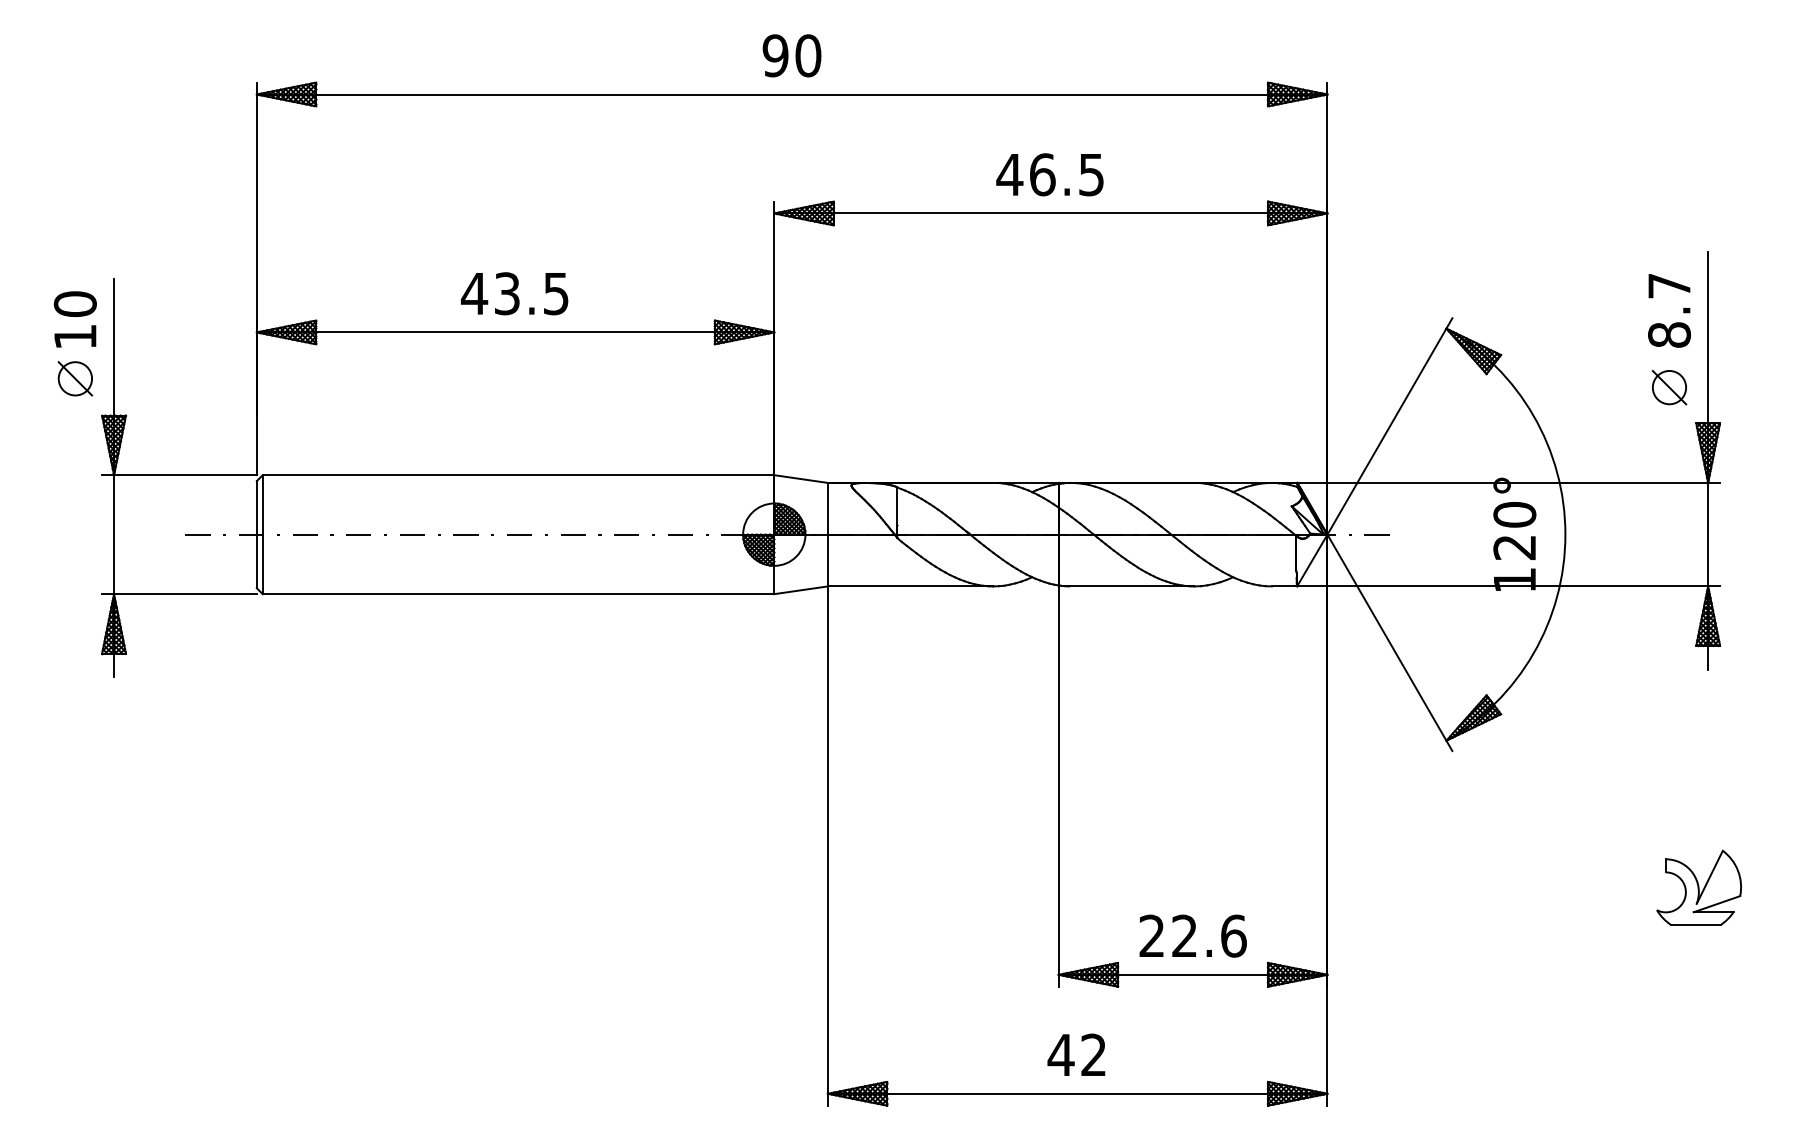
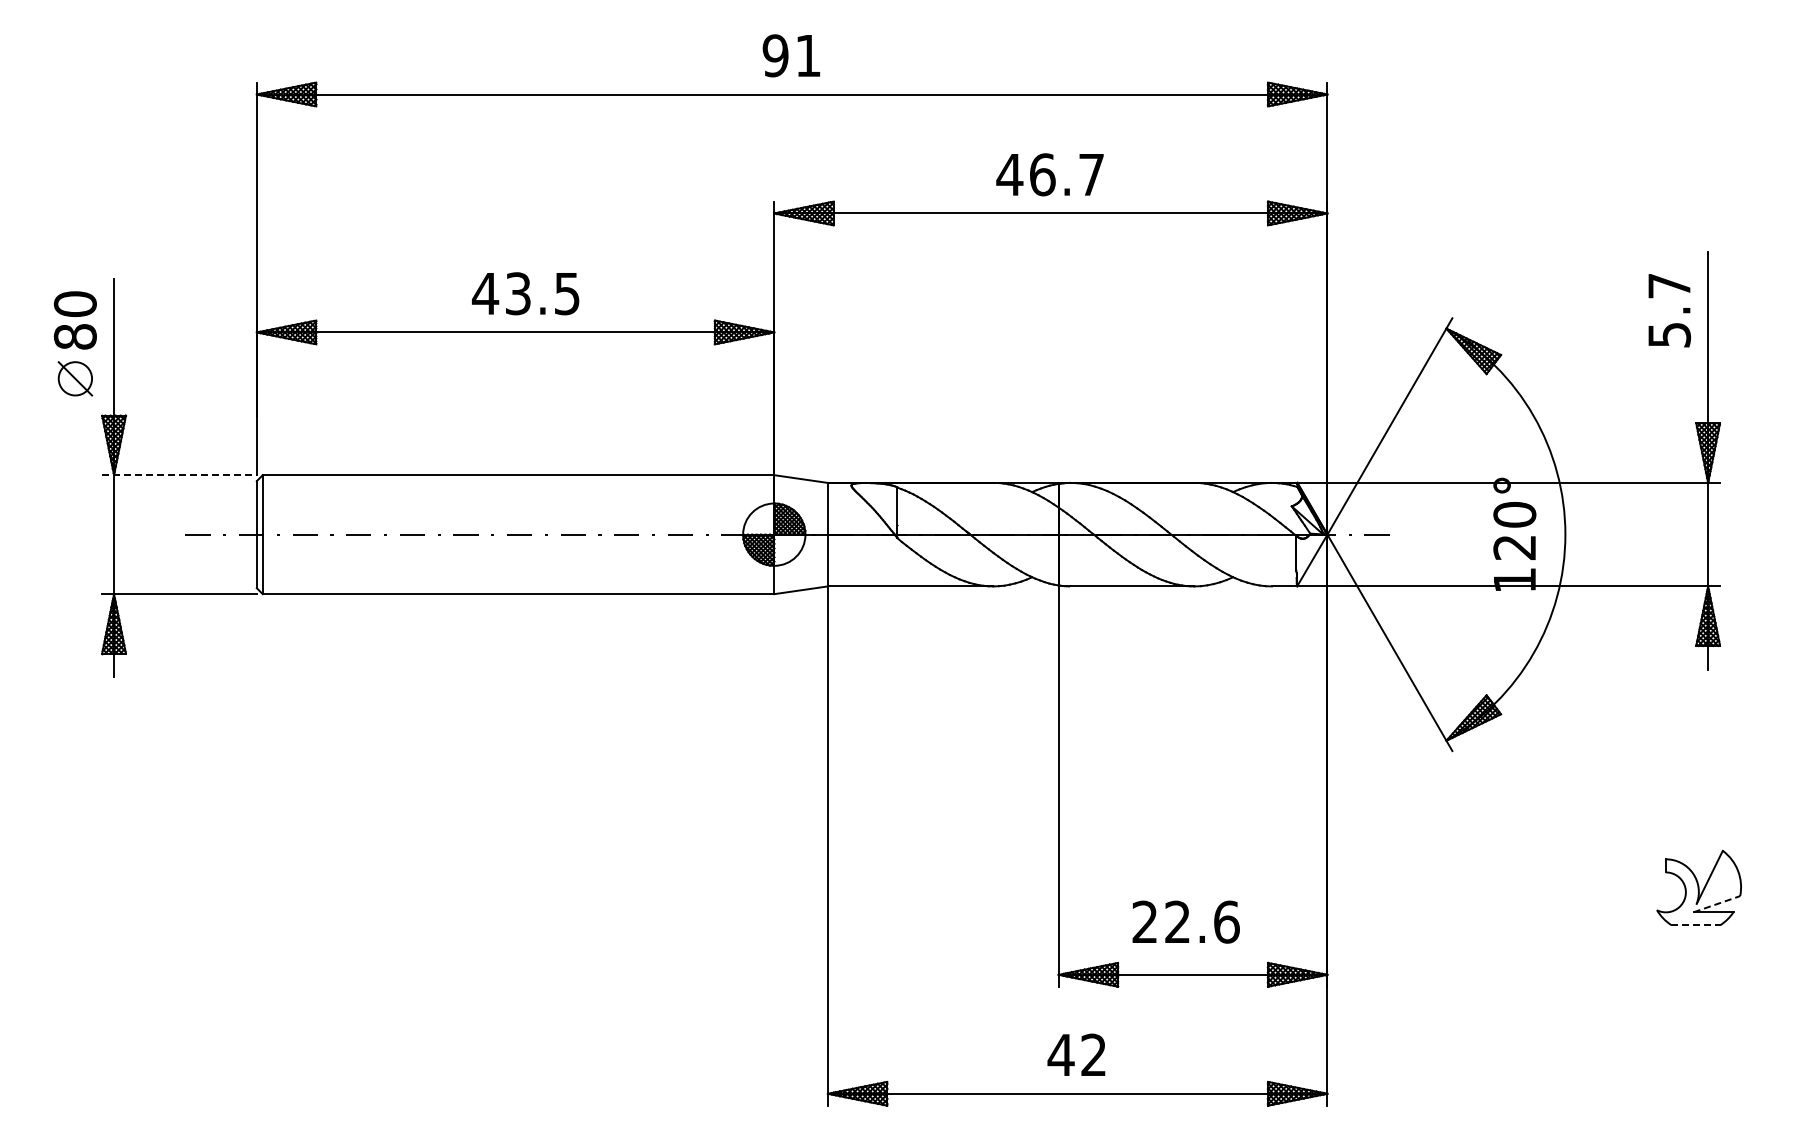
text: 90 -> 91 (808, 55)
text: 46.5 -> 46.7 (1091, 175)
text position: (514, 293) -> (525, 293) (525, 293)
text: 8.7 -> 5.7 (1669, 334)
text: 10 -> 80 (74, 336)
part: present -> none (1669, 387)
line: solid -> dashed (179, 475)
line: solid -> dashed (1716, 904)
line: solid -> dashed (1695, 925)
text position: (1192, 935) -> (1185, 921) (1185, 921)
